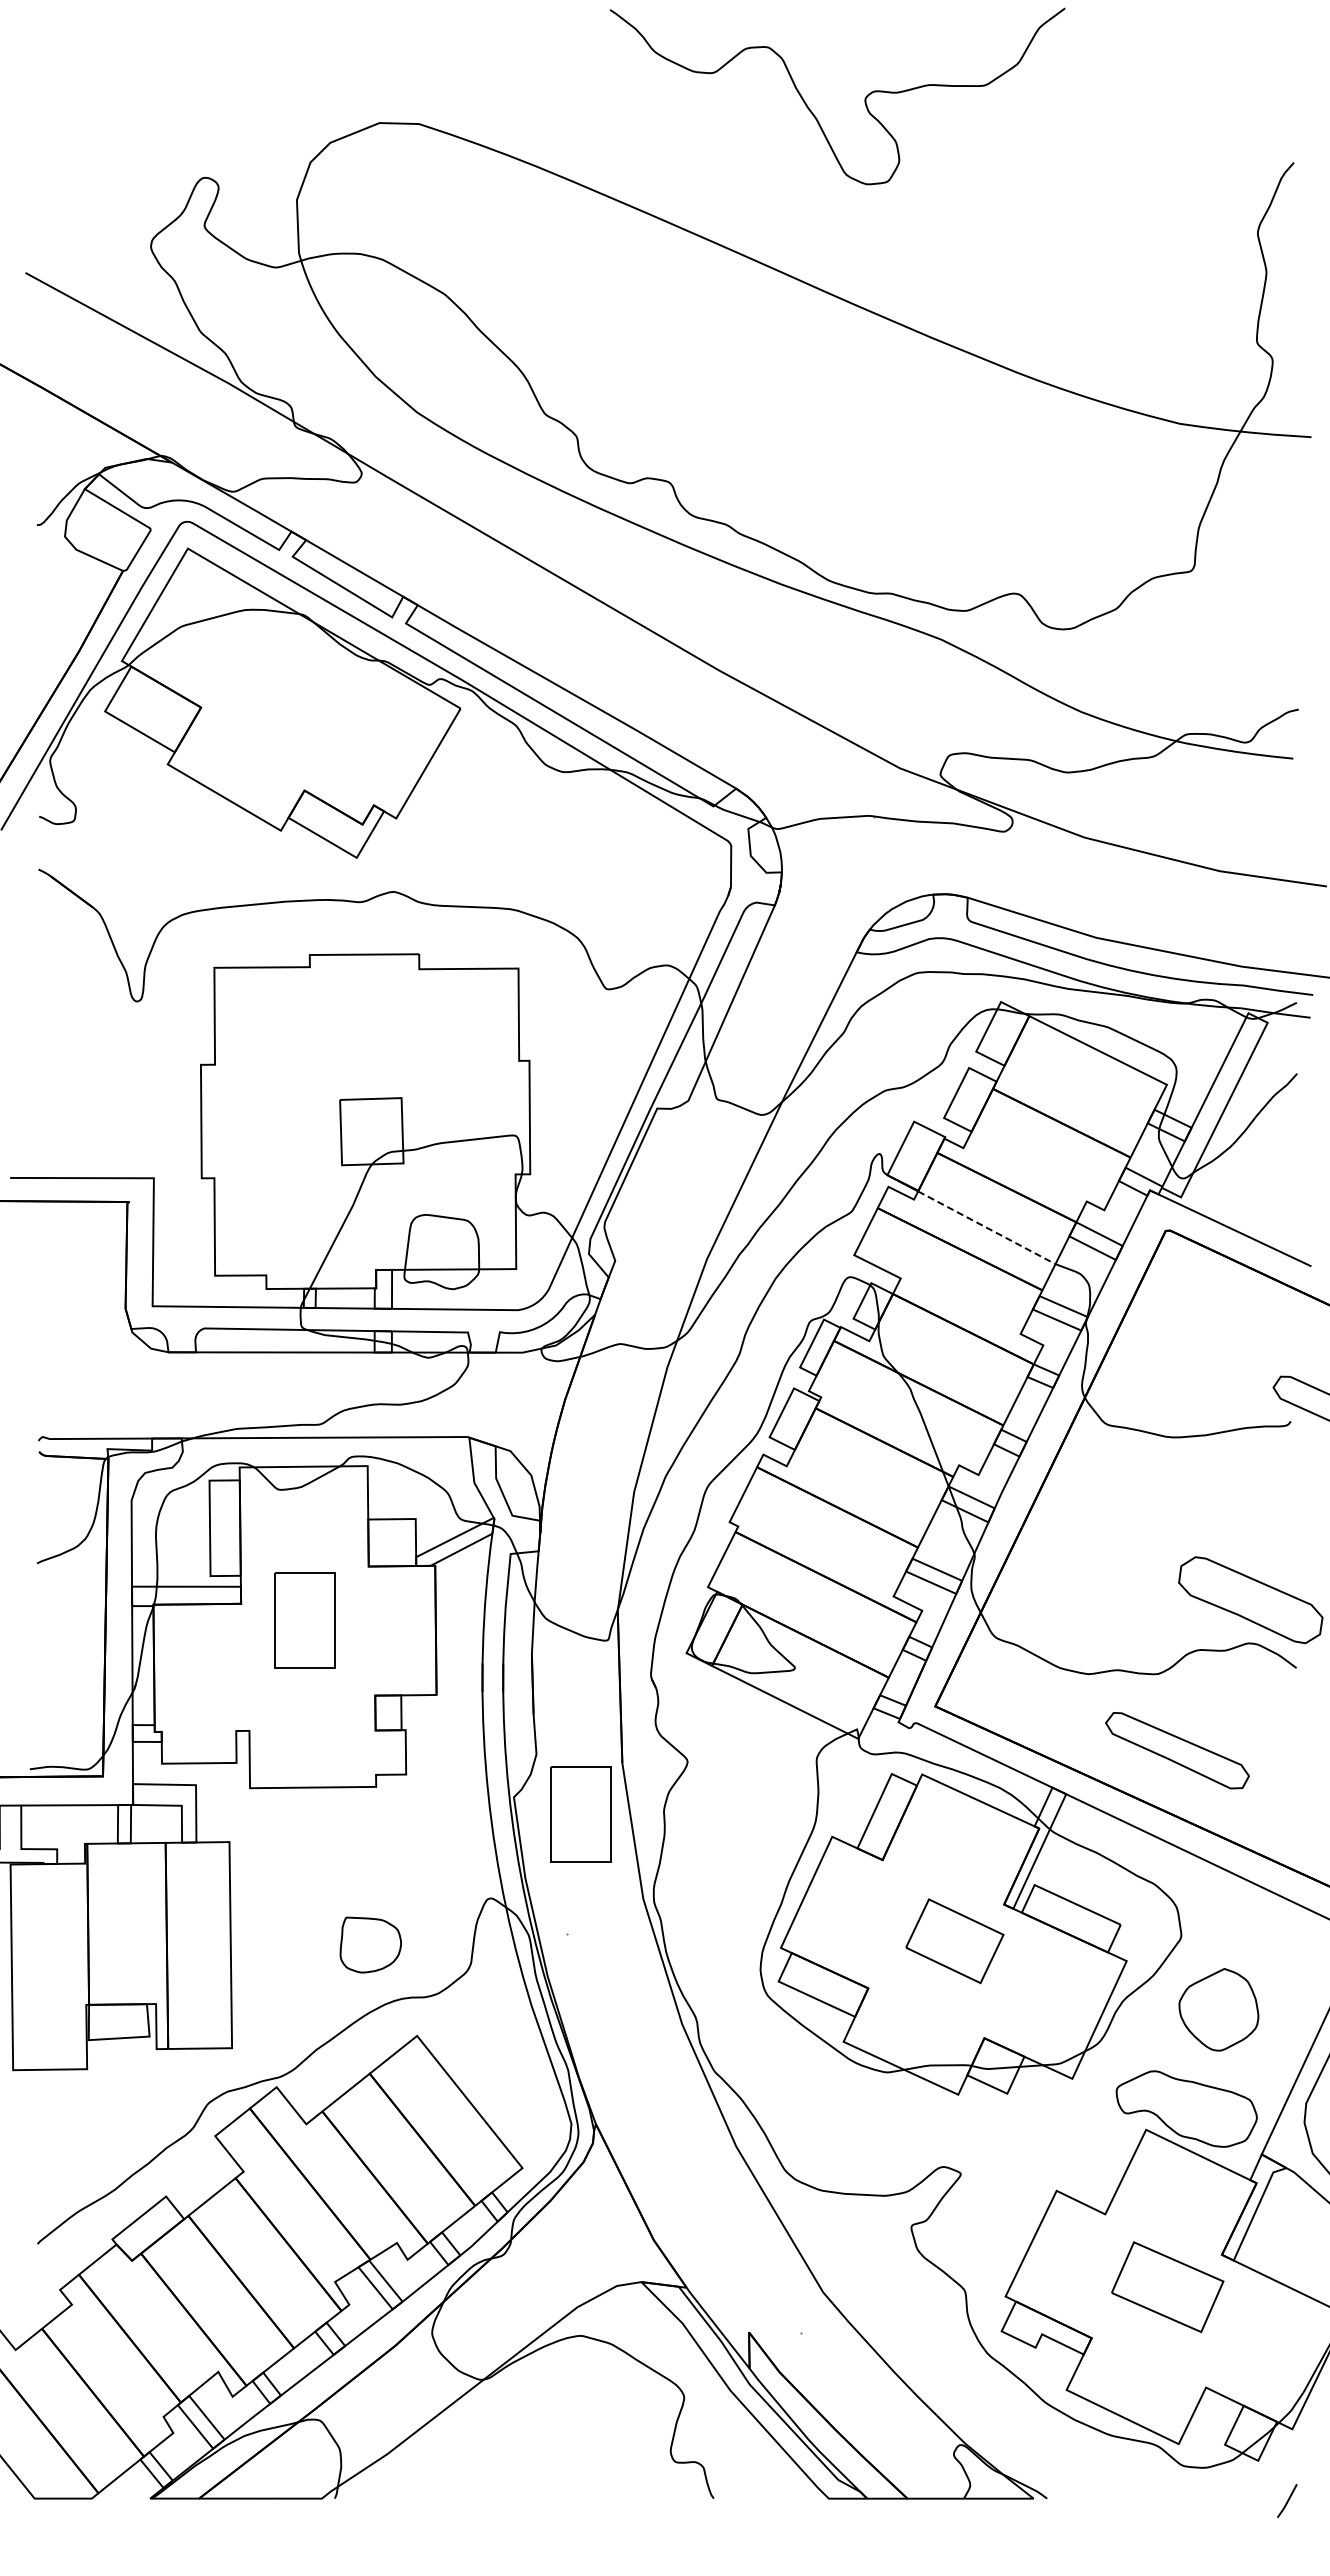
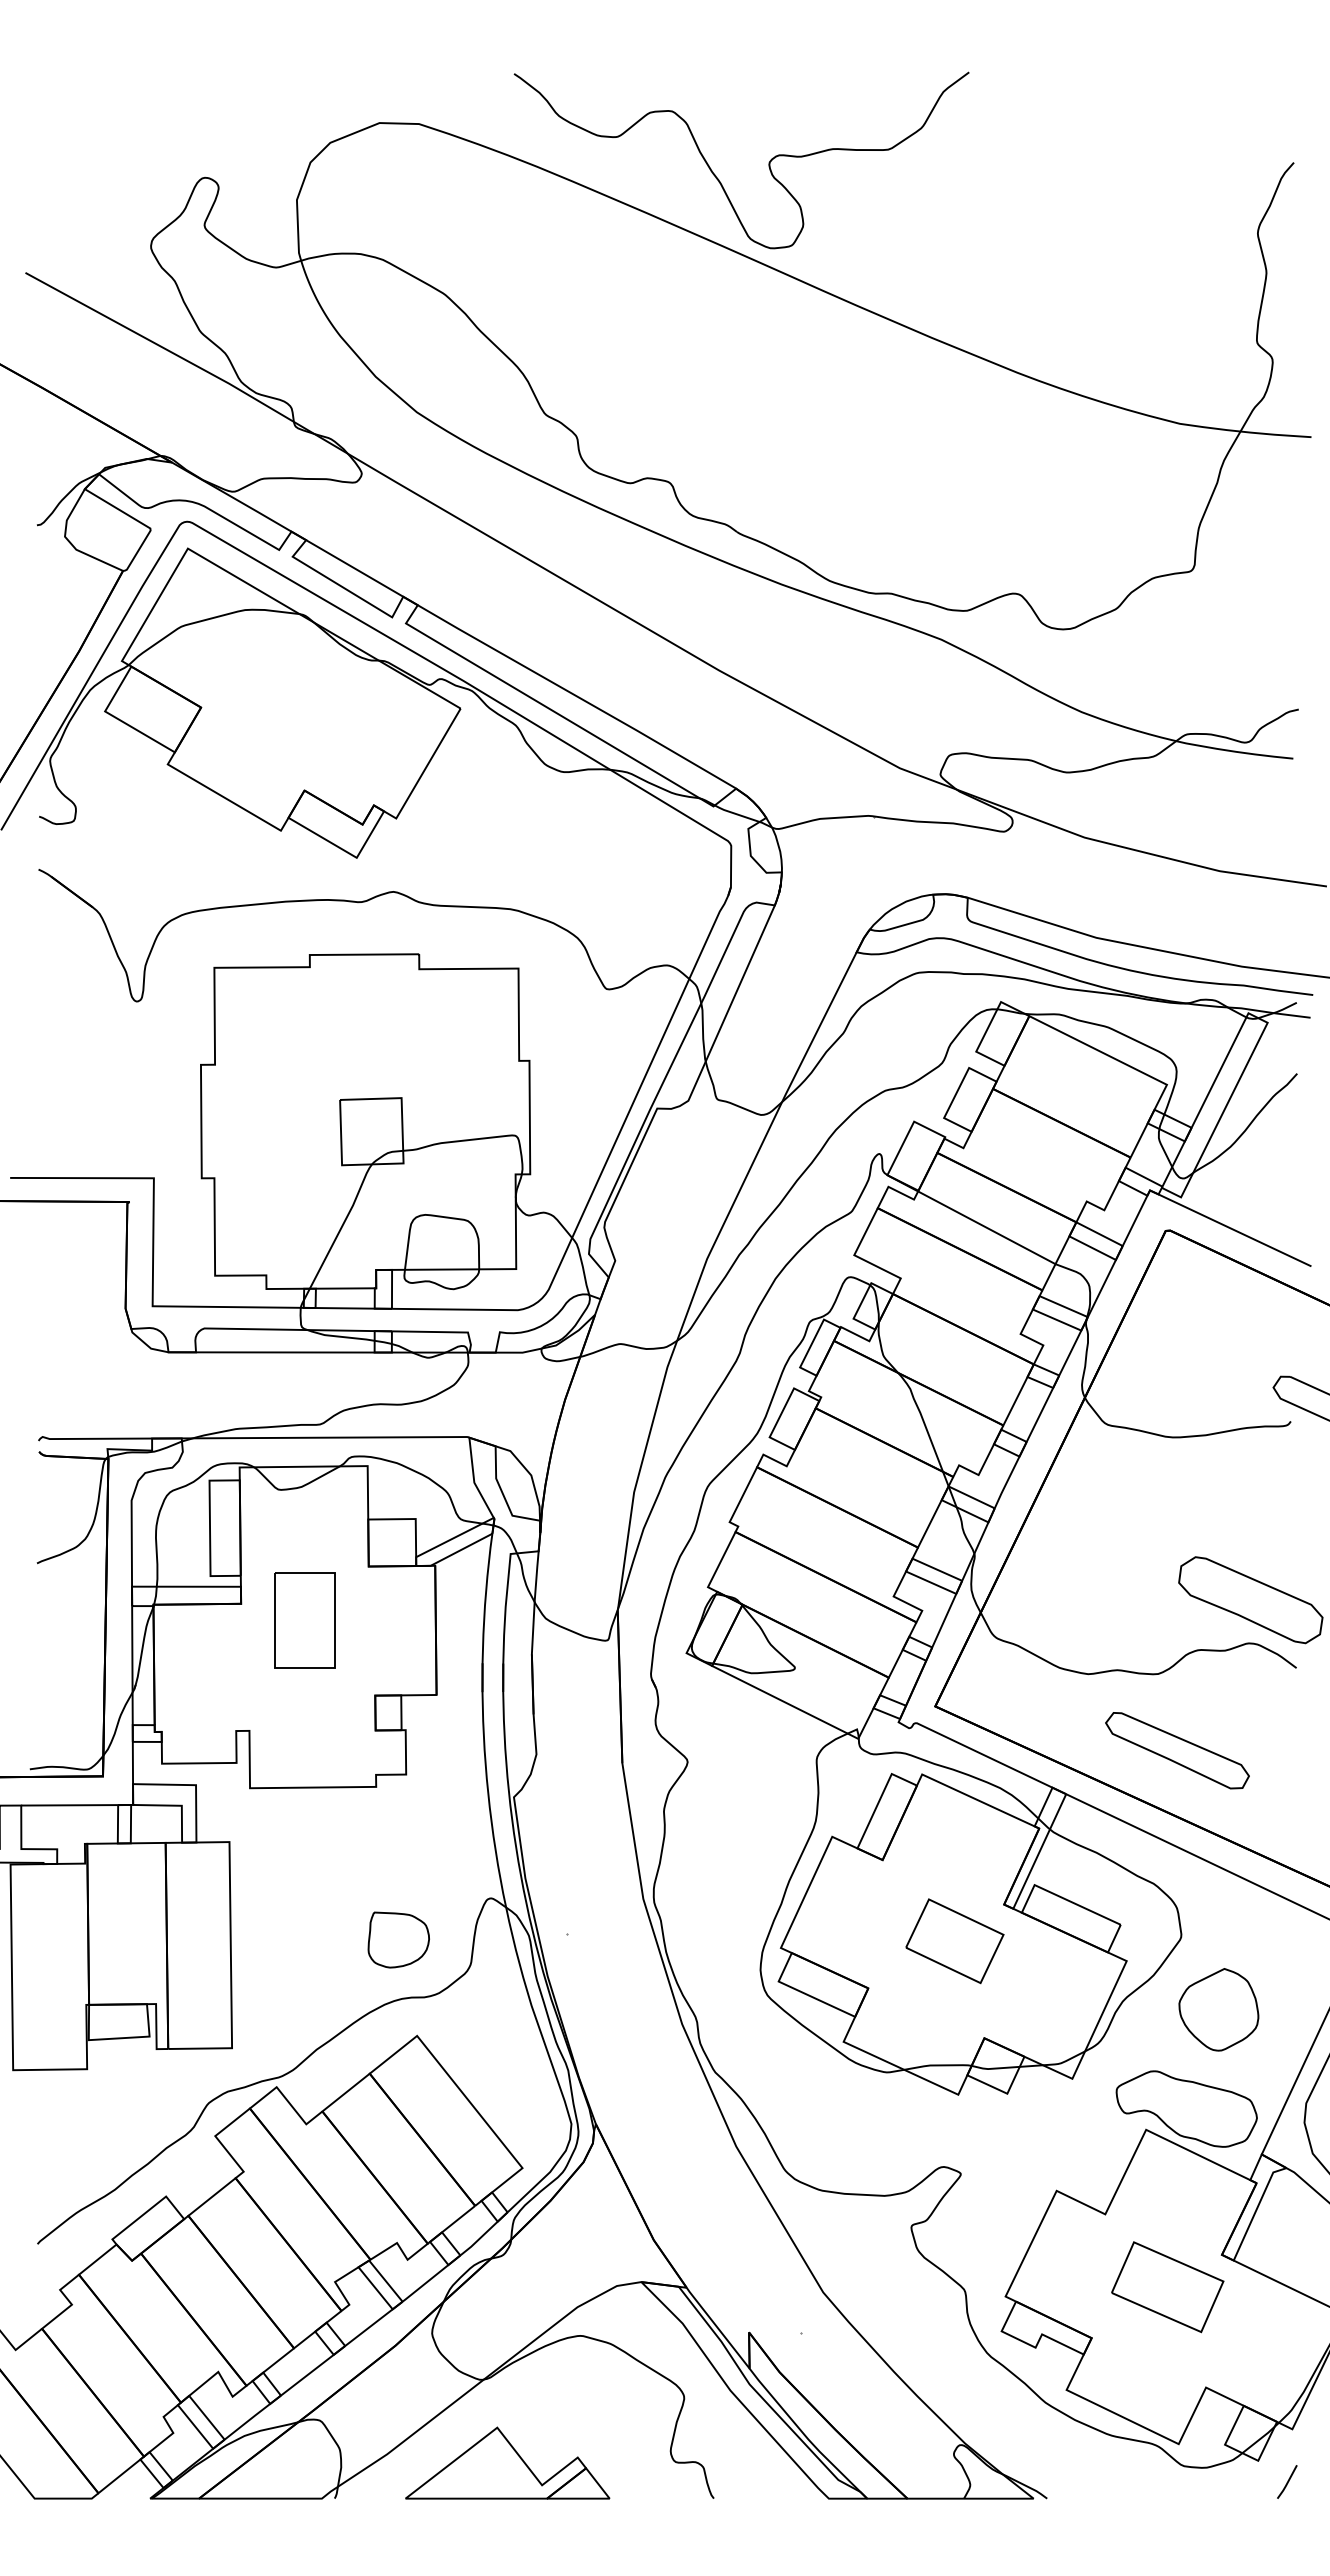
curve position: (864, 98) -> (768, 162) (768, 162)
line: dashed -> solid (986, 1227)
part: present -> none (580, 1814)
part position: (370, 1944) -> (398, 1939) (398, 1939)
part: none -> present (507, 2462)
line position: (1287, 2500) -> (1287, 2481) (1287, 2481)
